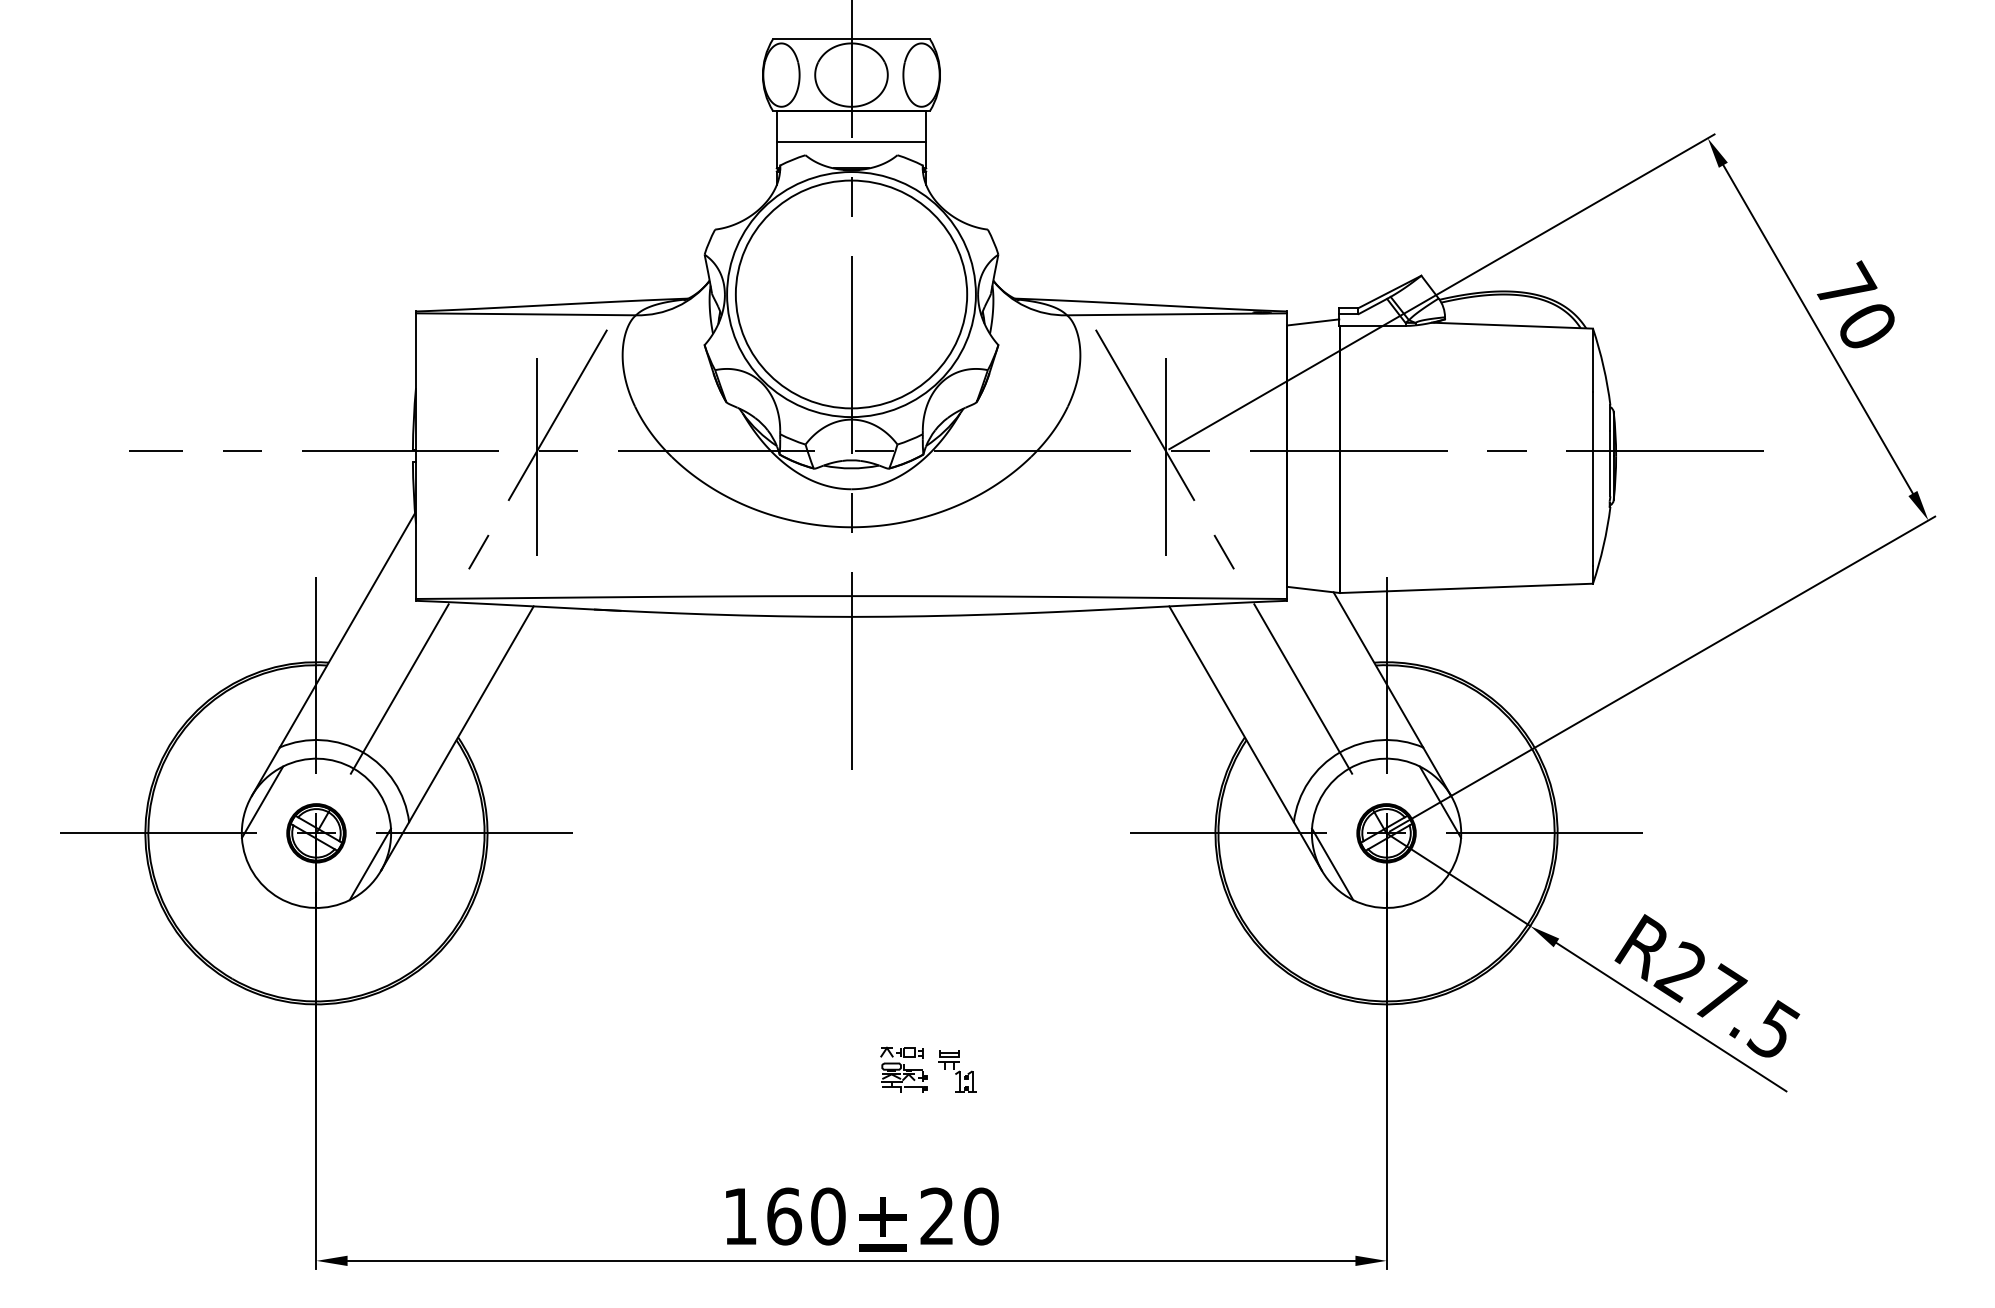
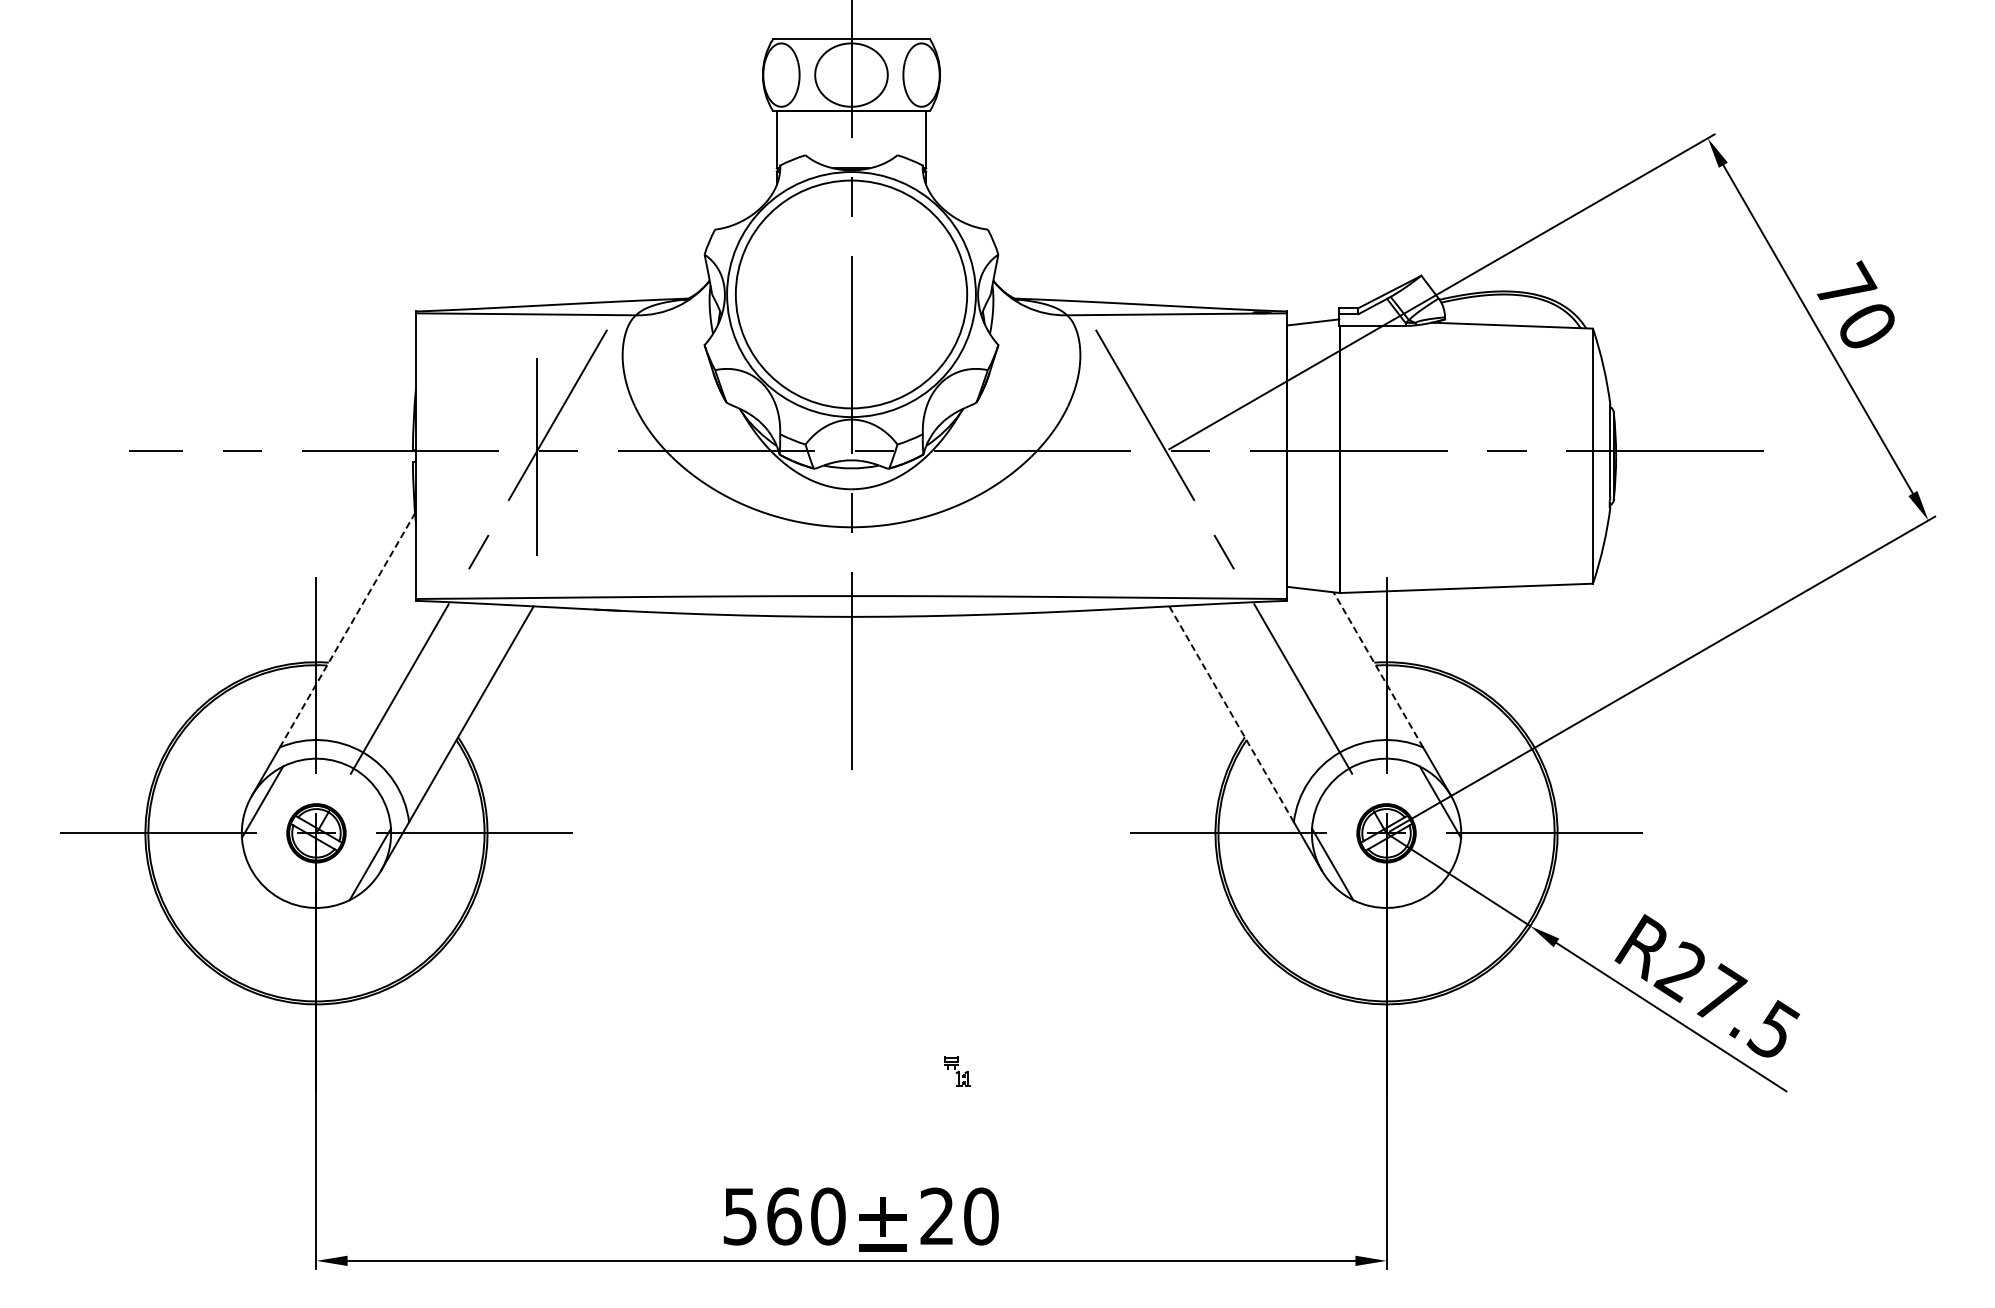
line: present -> none (851, 142)
line: present -> none (1165, 450)
line: solid -> dashed (347, 629)
line: solid -> dashed (1378, 669)
line: solid -> dashed (1231, 714)
part: present -> none (903, 1069)
part size: 39x43 px -> 27x31 px (957, 1071)
text: 160 -> 560 (739, 1216)
